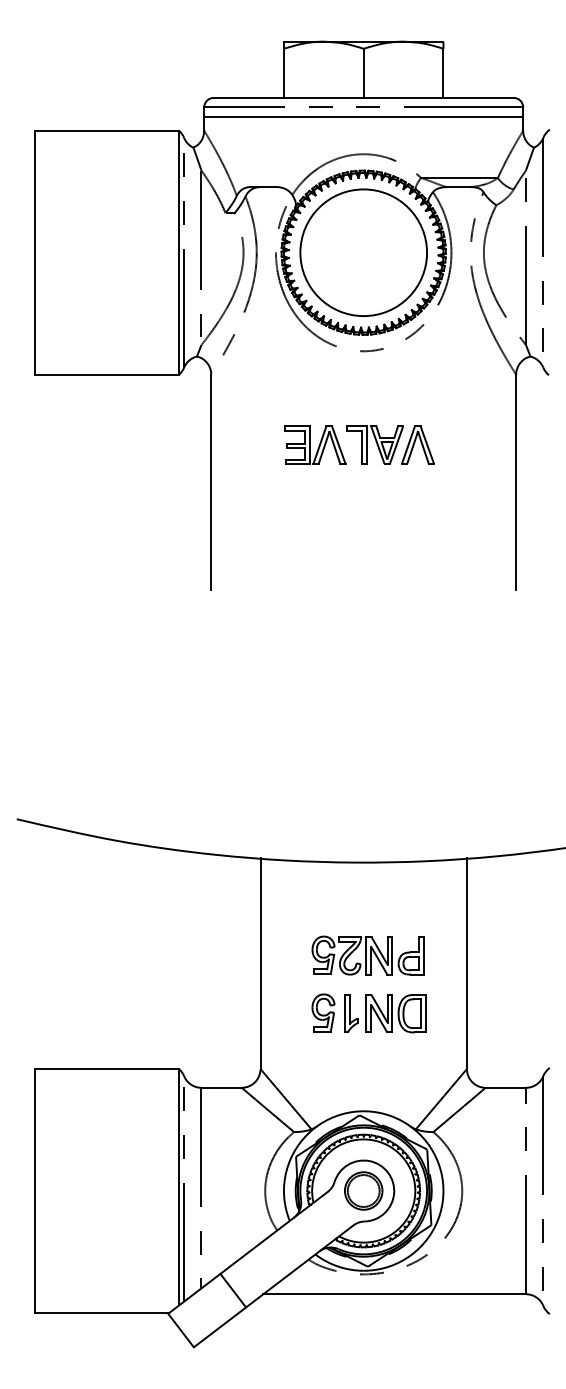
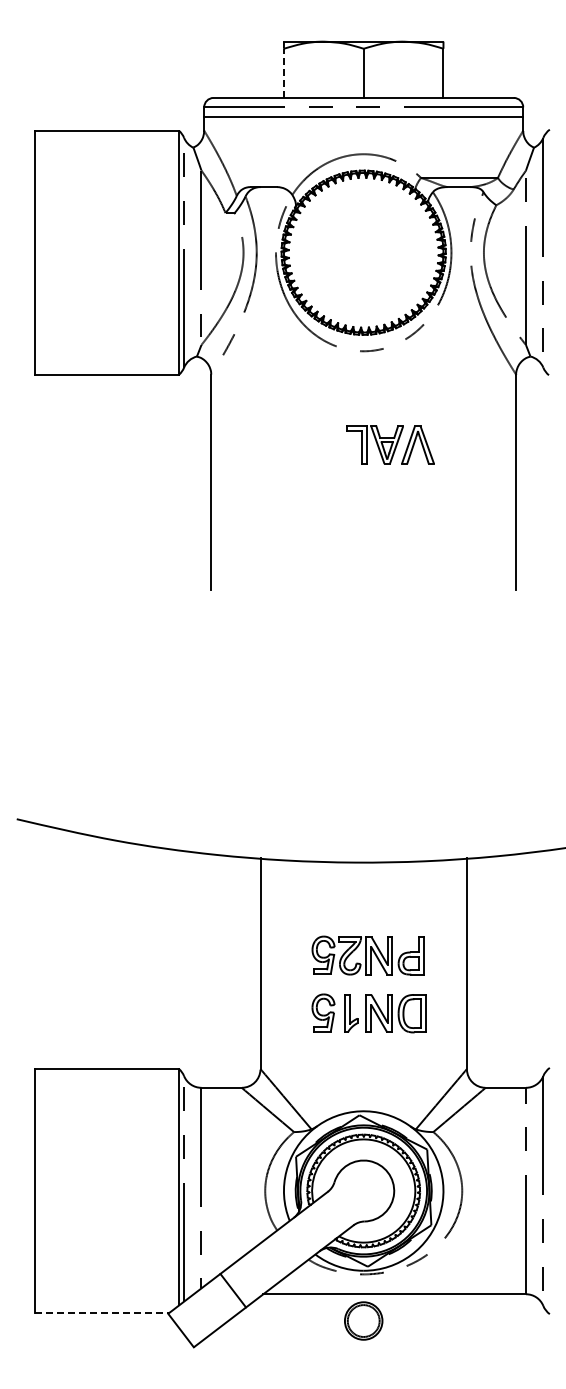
line: solid -> dashed (283, 73)
circle: present -> none (363, 252)
part: present -> none (315, 444)
part position: (363, 1190) -> (363, 1320) (363, 1320)
line: solid -> dashed (102, 1313)
